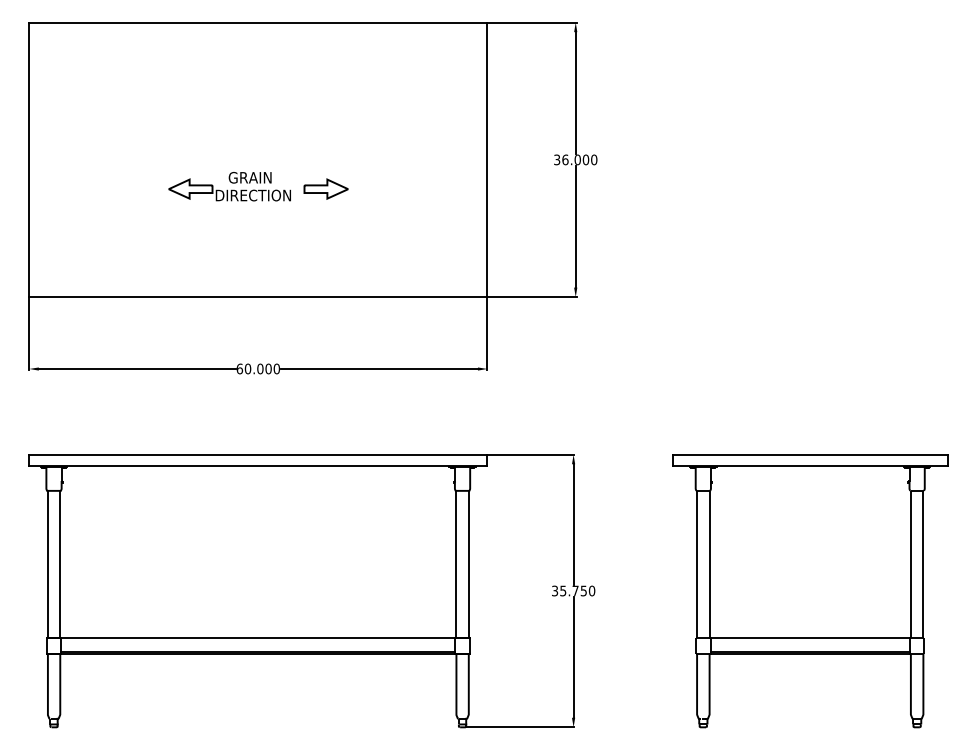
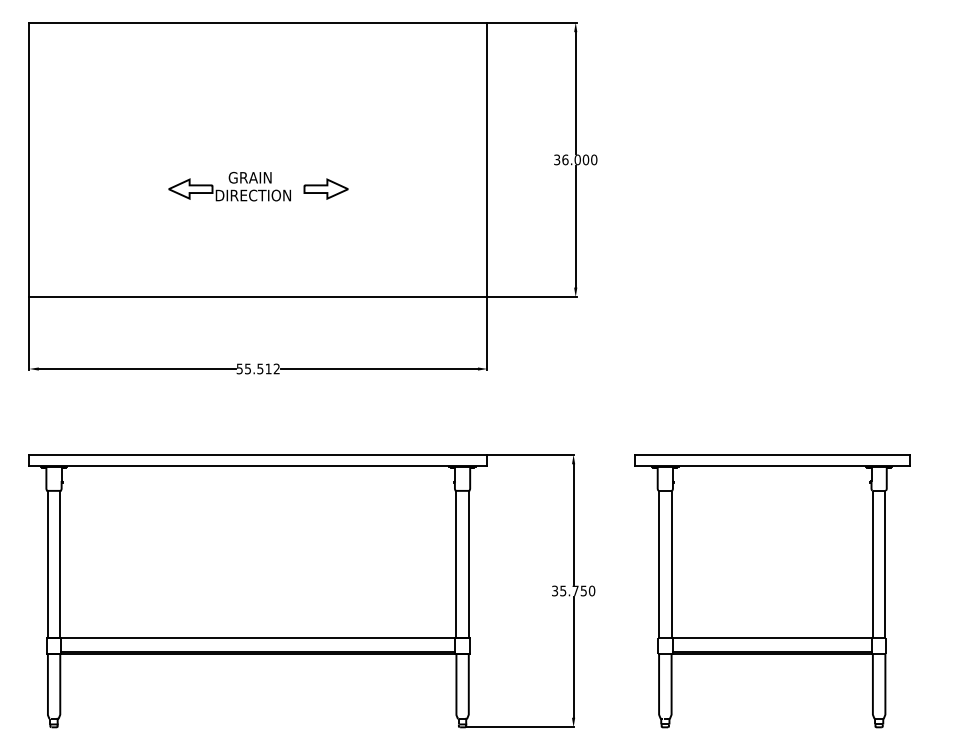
text: 60.000 -> 55.512 (257, 368)
part position: (810, 591) -> (772, 591) (772, 591)
